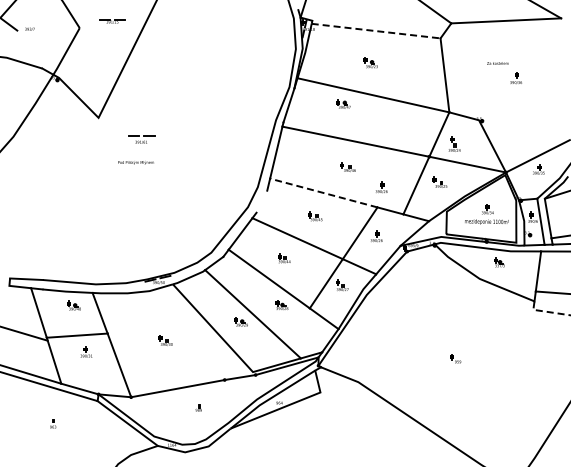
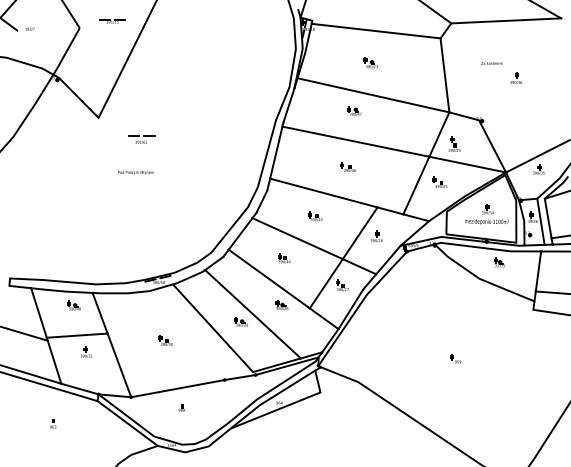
line: dashed -> solid (376, 31)
text position: (497, 63) -> (491, 63) (491, 63)
part position: (343, 103) -> (354, 110) (354, 110)
text position: (135, 162) -> (135, 172) (135, 172)
part: present -> none (381, 187)
line: dashed -> solid (323, 193)
line: none -> present (261, 201)
line: dashed -> solid (547, 311)
part position: (198, 407) -> (181, 407) (181, 407)
